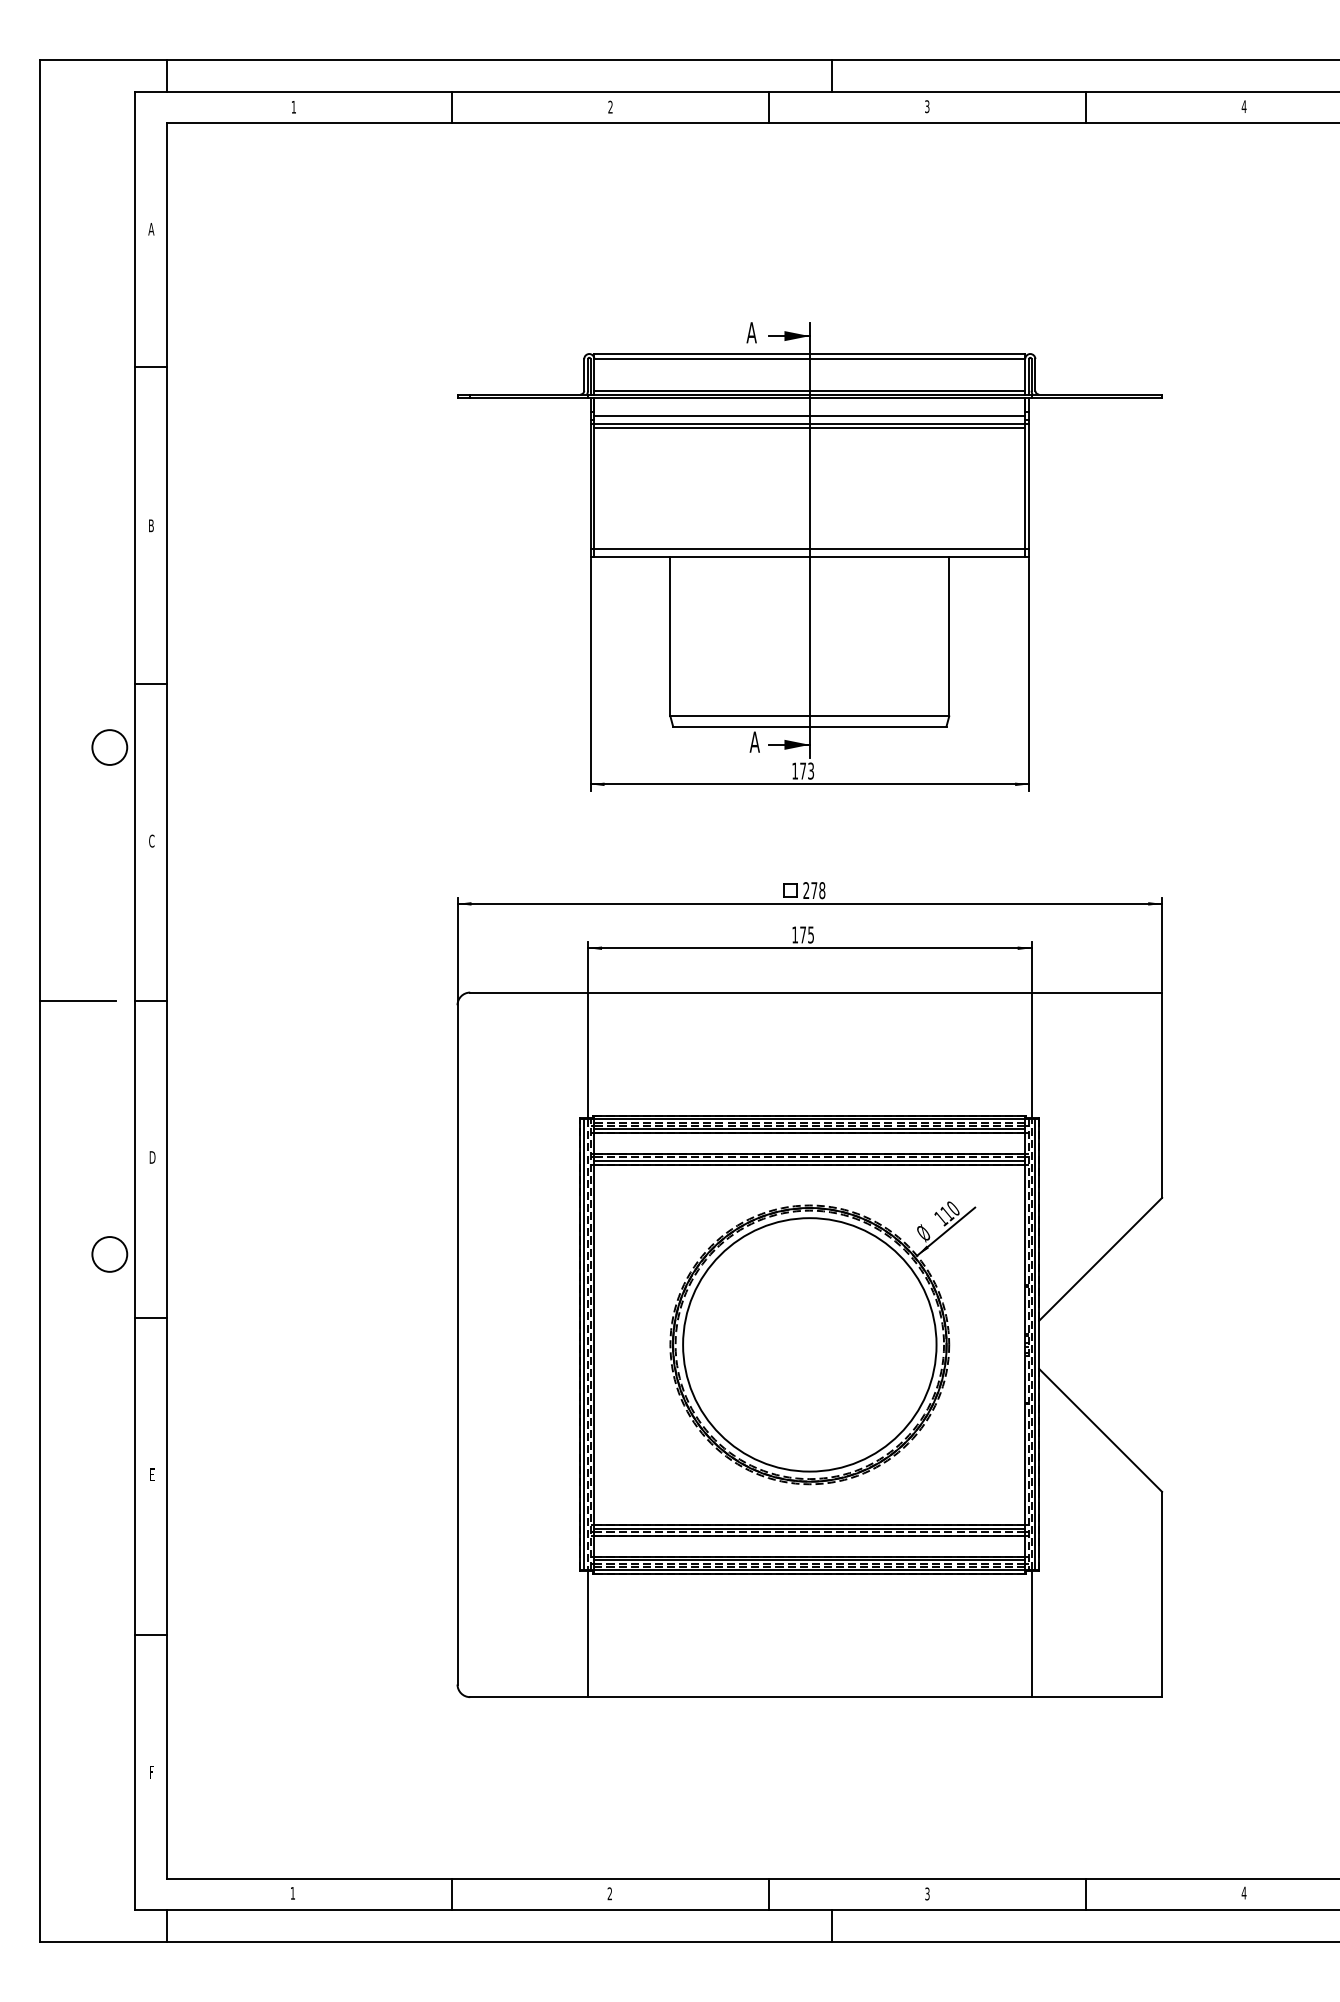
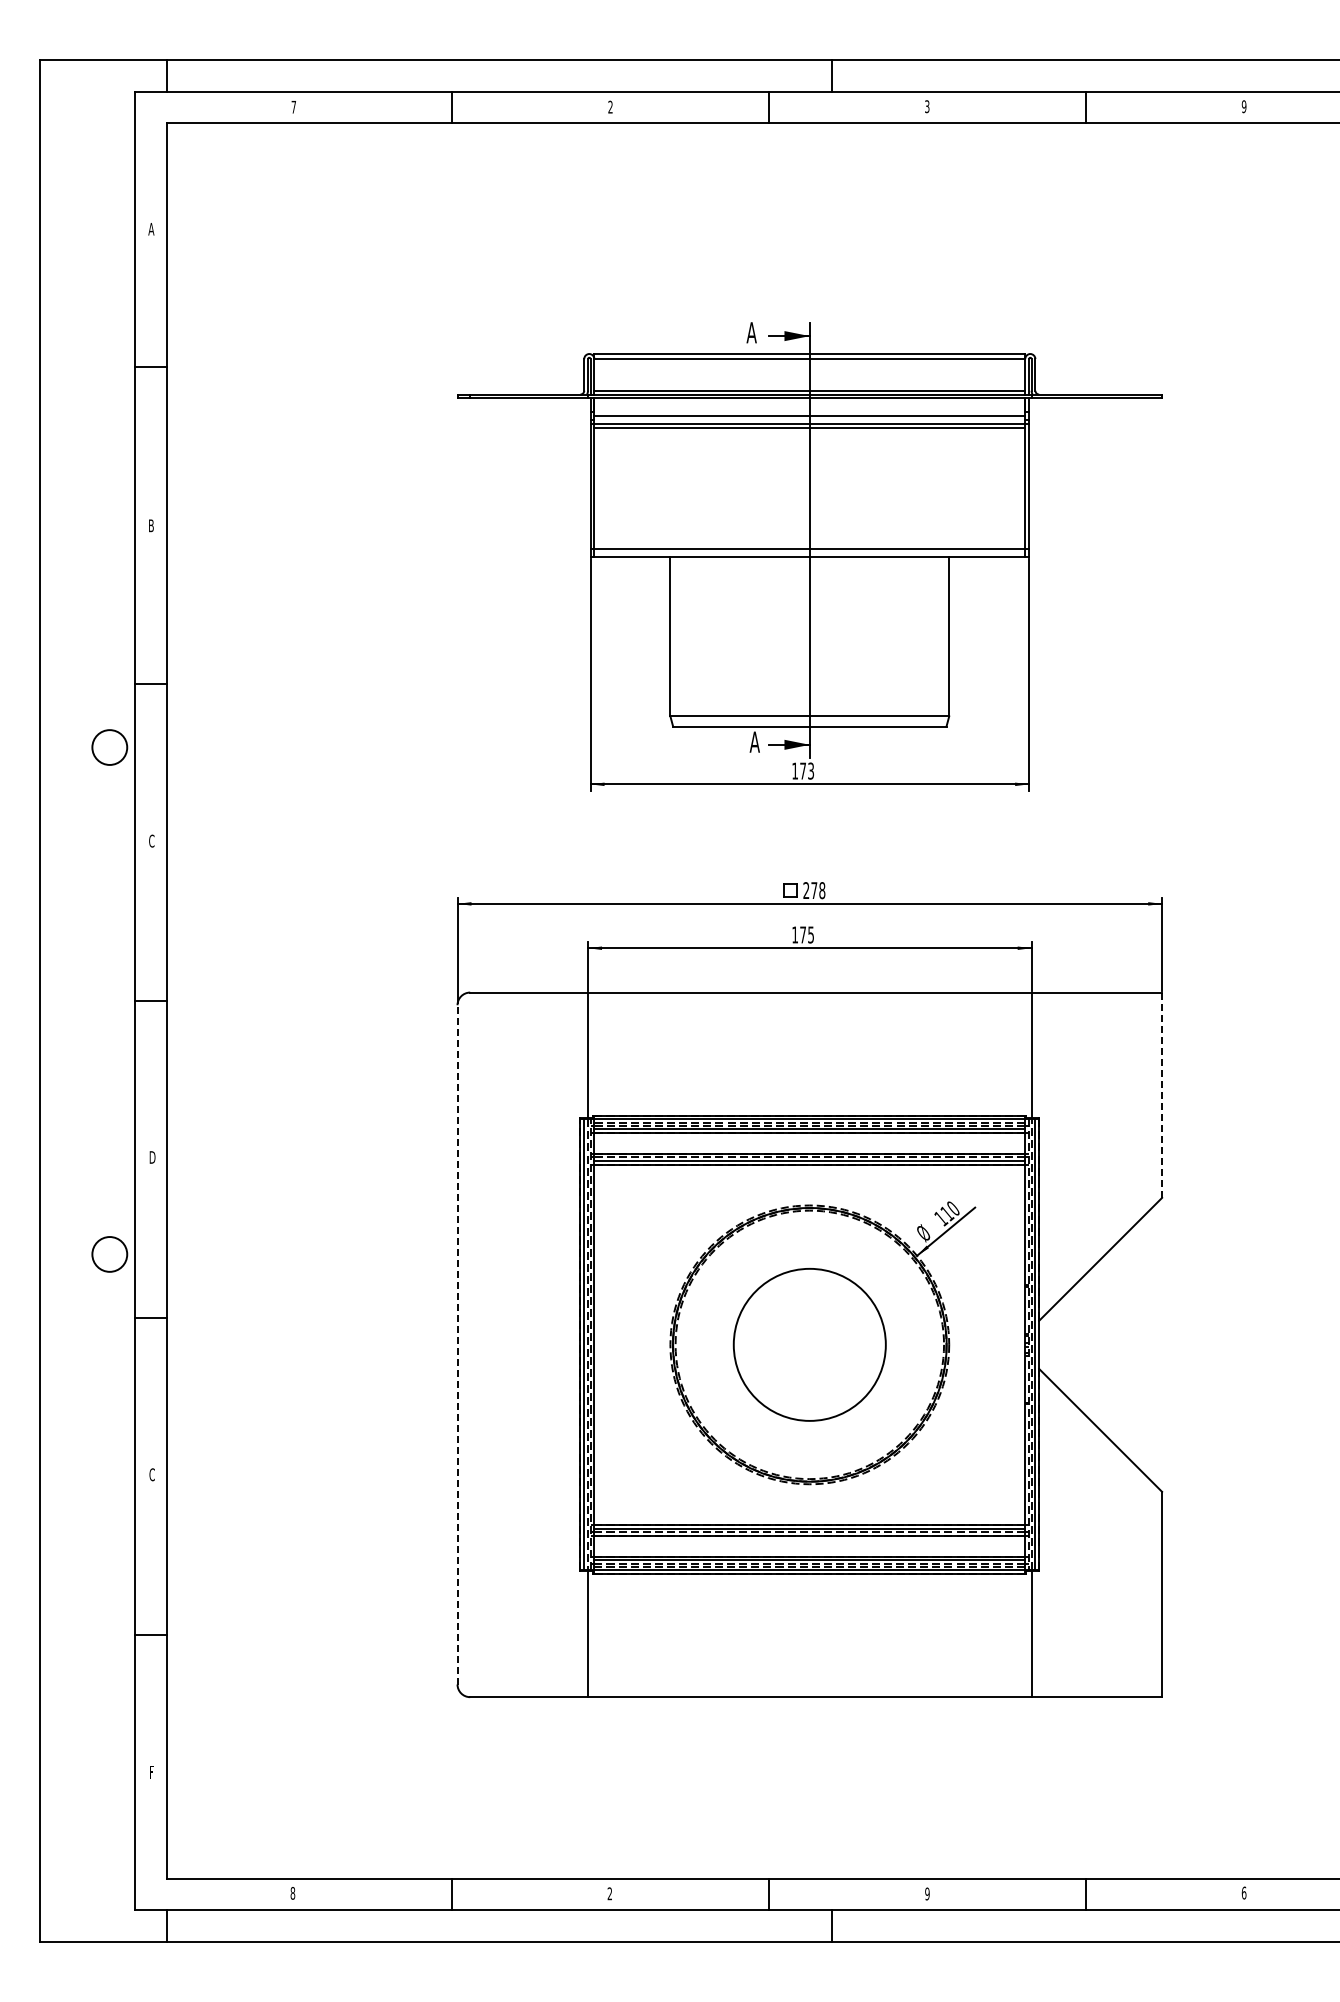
text: 1 -> 7 (293, 106)
text: 4 -> 9 (1243, 106)
line: present -> none (78, 1001)
line: solid -> dashed (1162, 1095)
line: solid -> dashed (457, 1344)
circle diameter: 253 px -> 152 px (809, 1344)
text: E -> C (151, 1474)
text: 4 -> 6 (1243, 1892)
text: 1 -> 8 (292, 1893)
text: 3 -> 9 (927, 1893)
